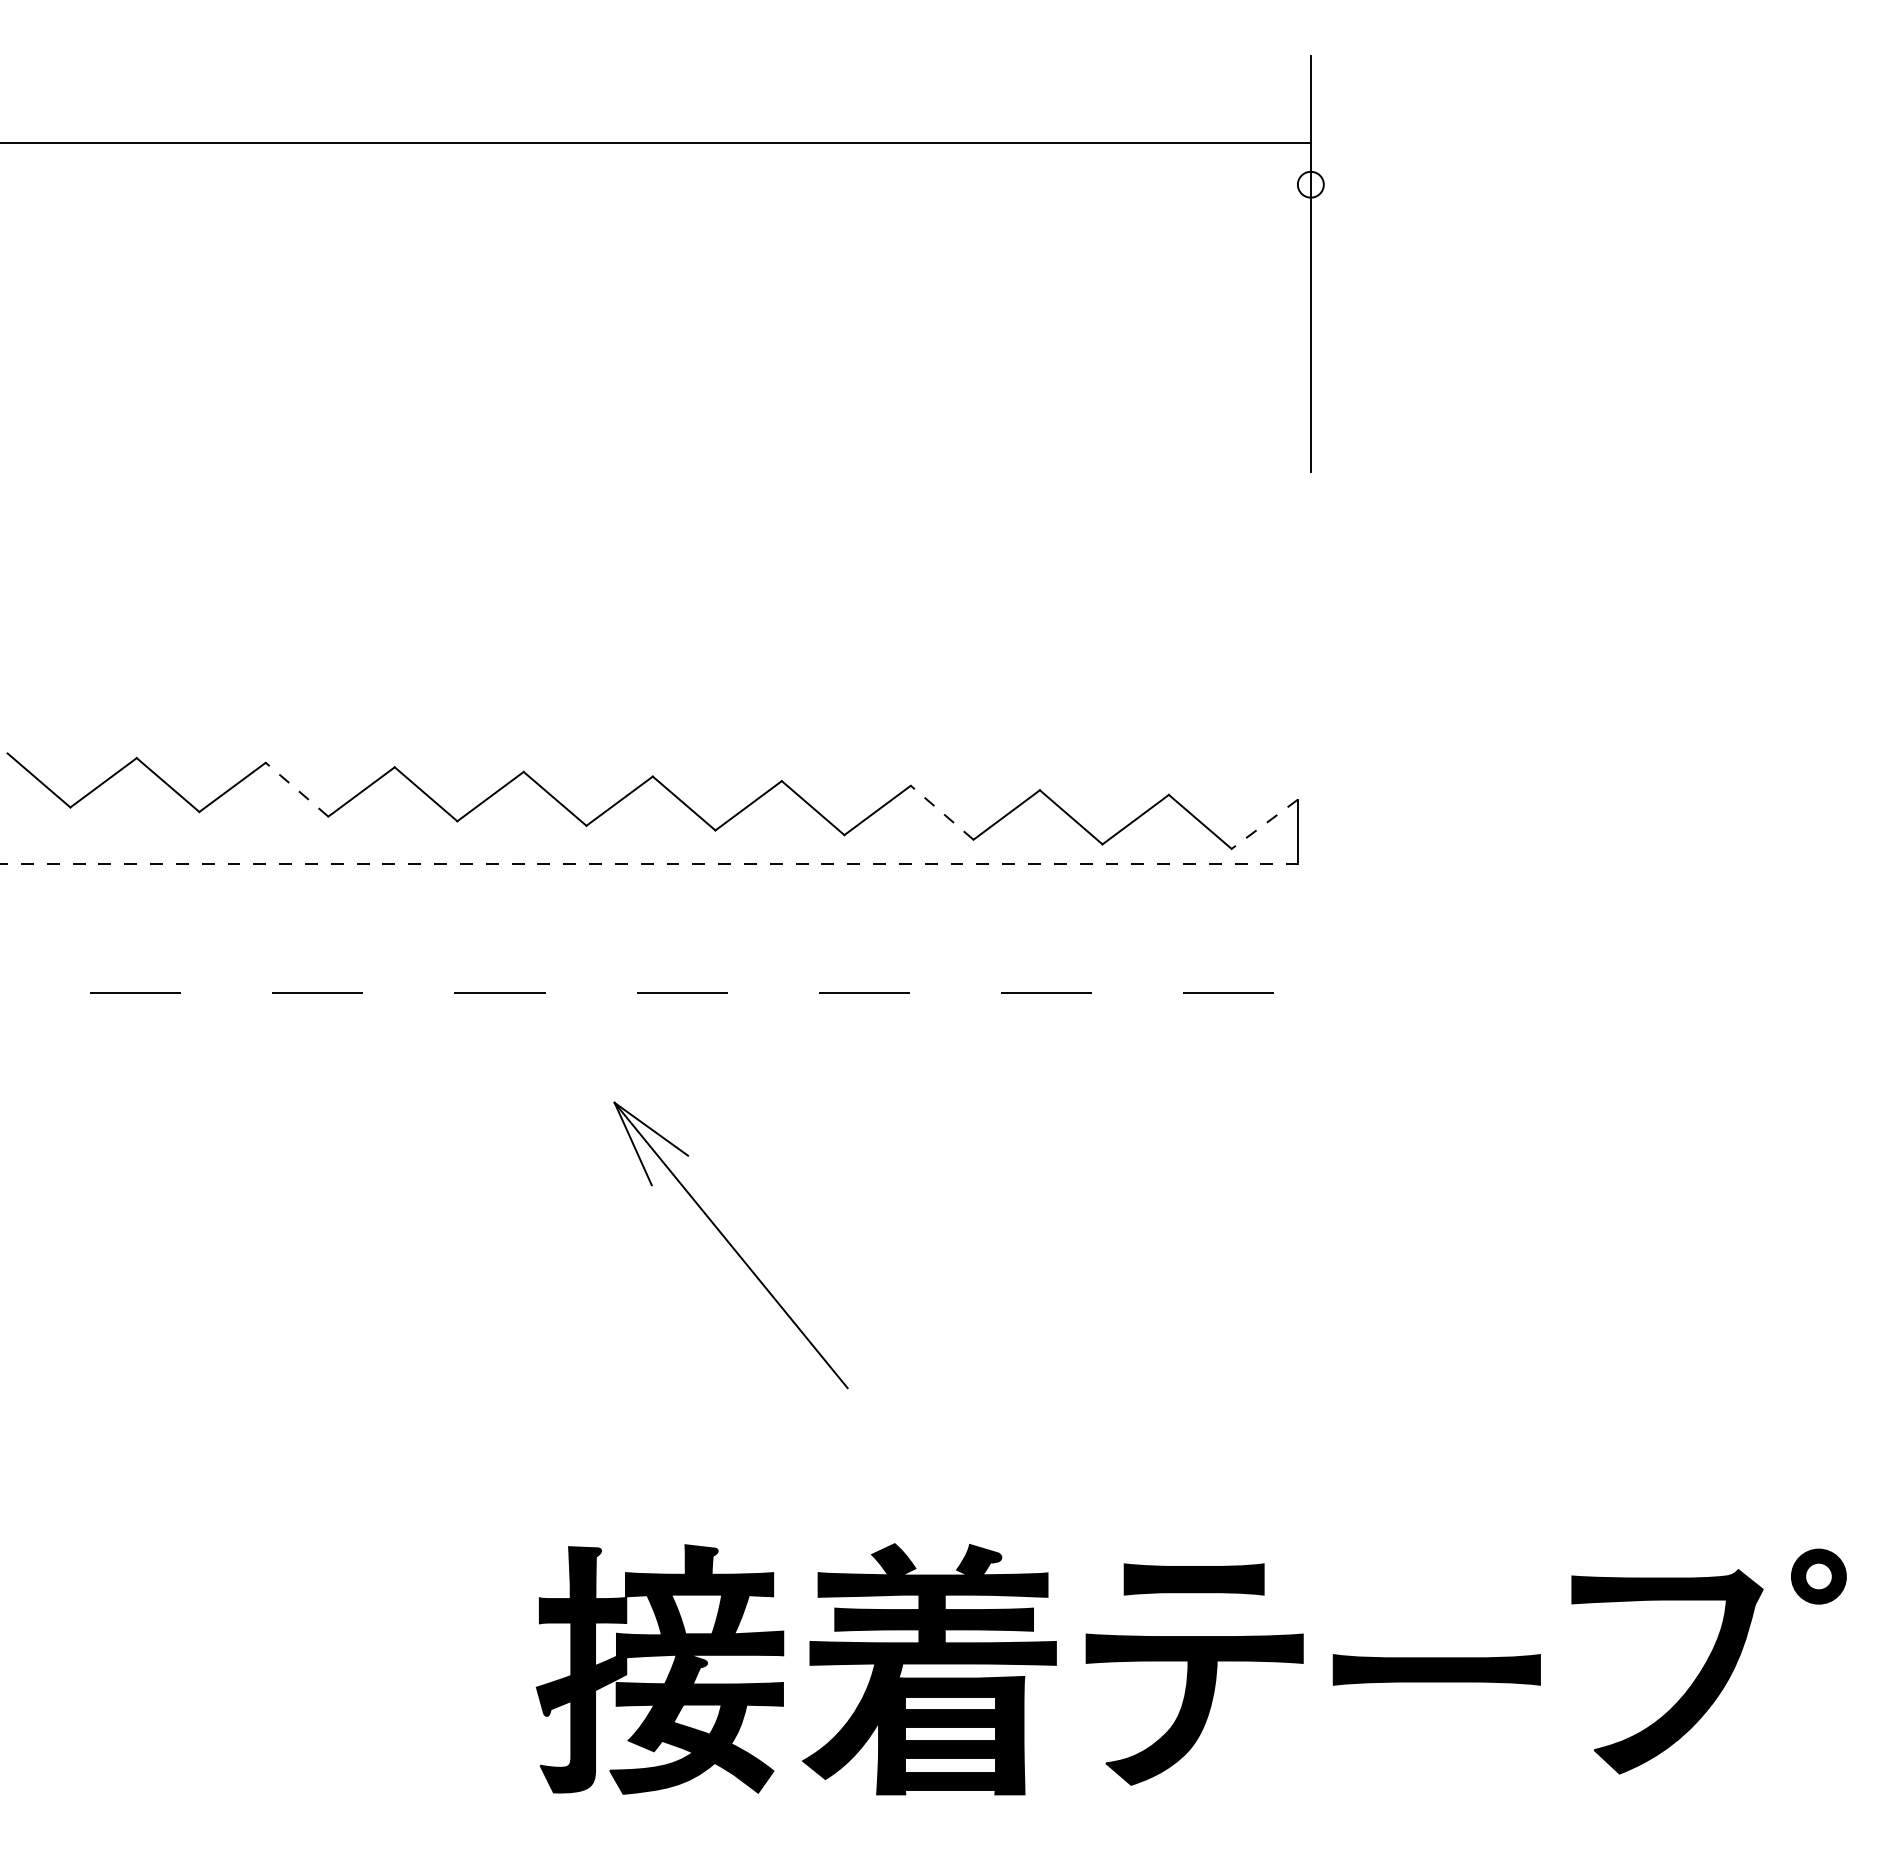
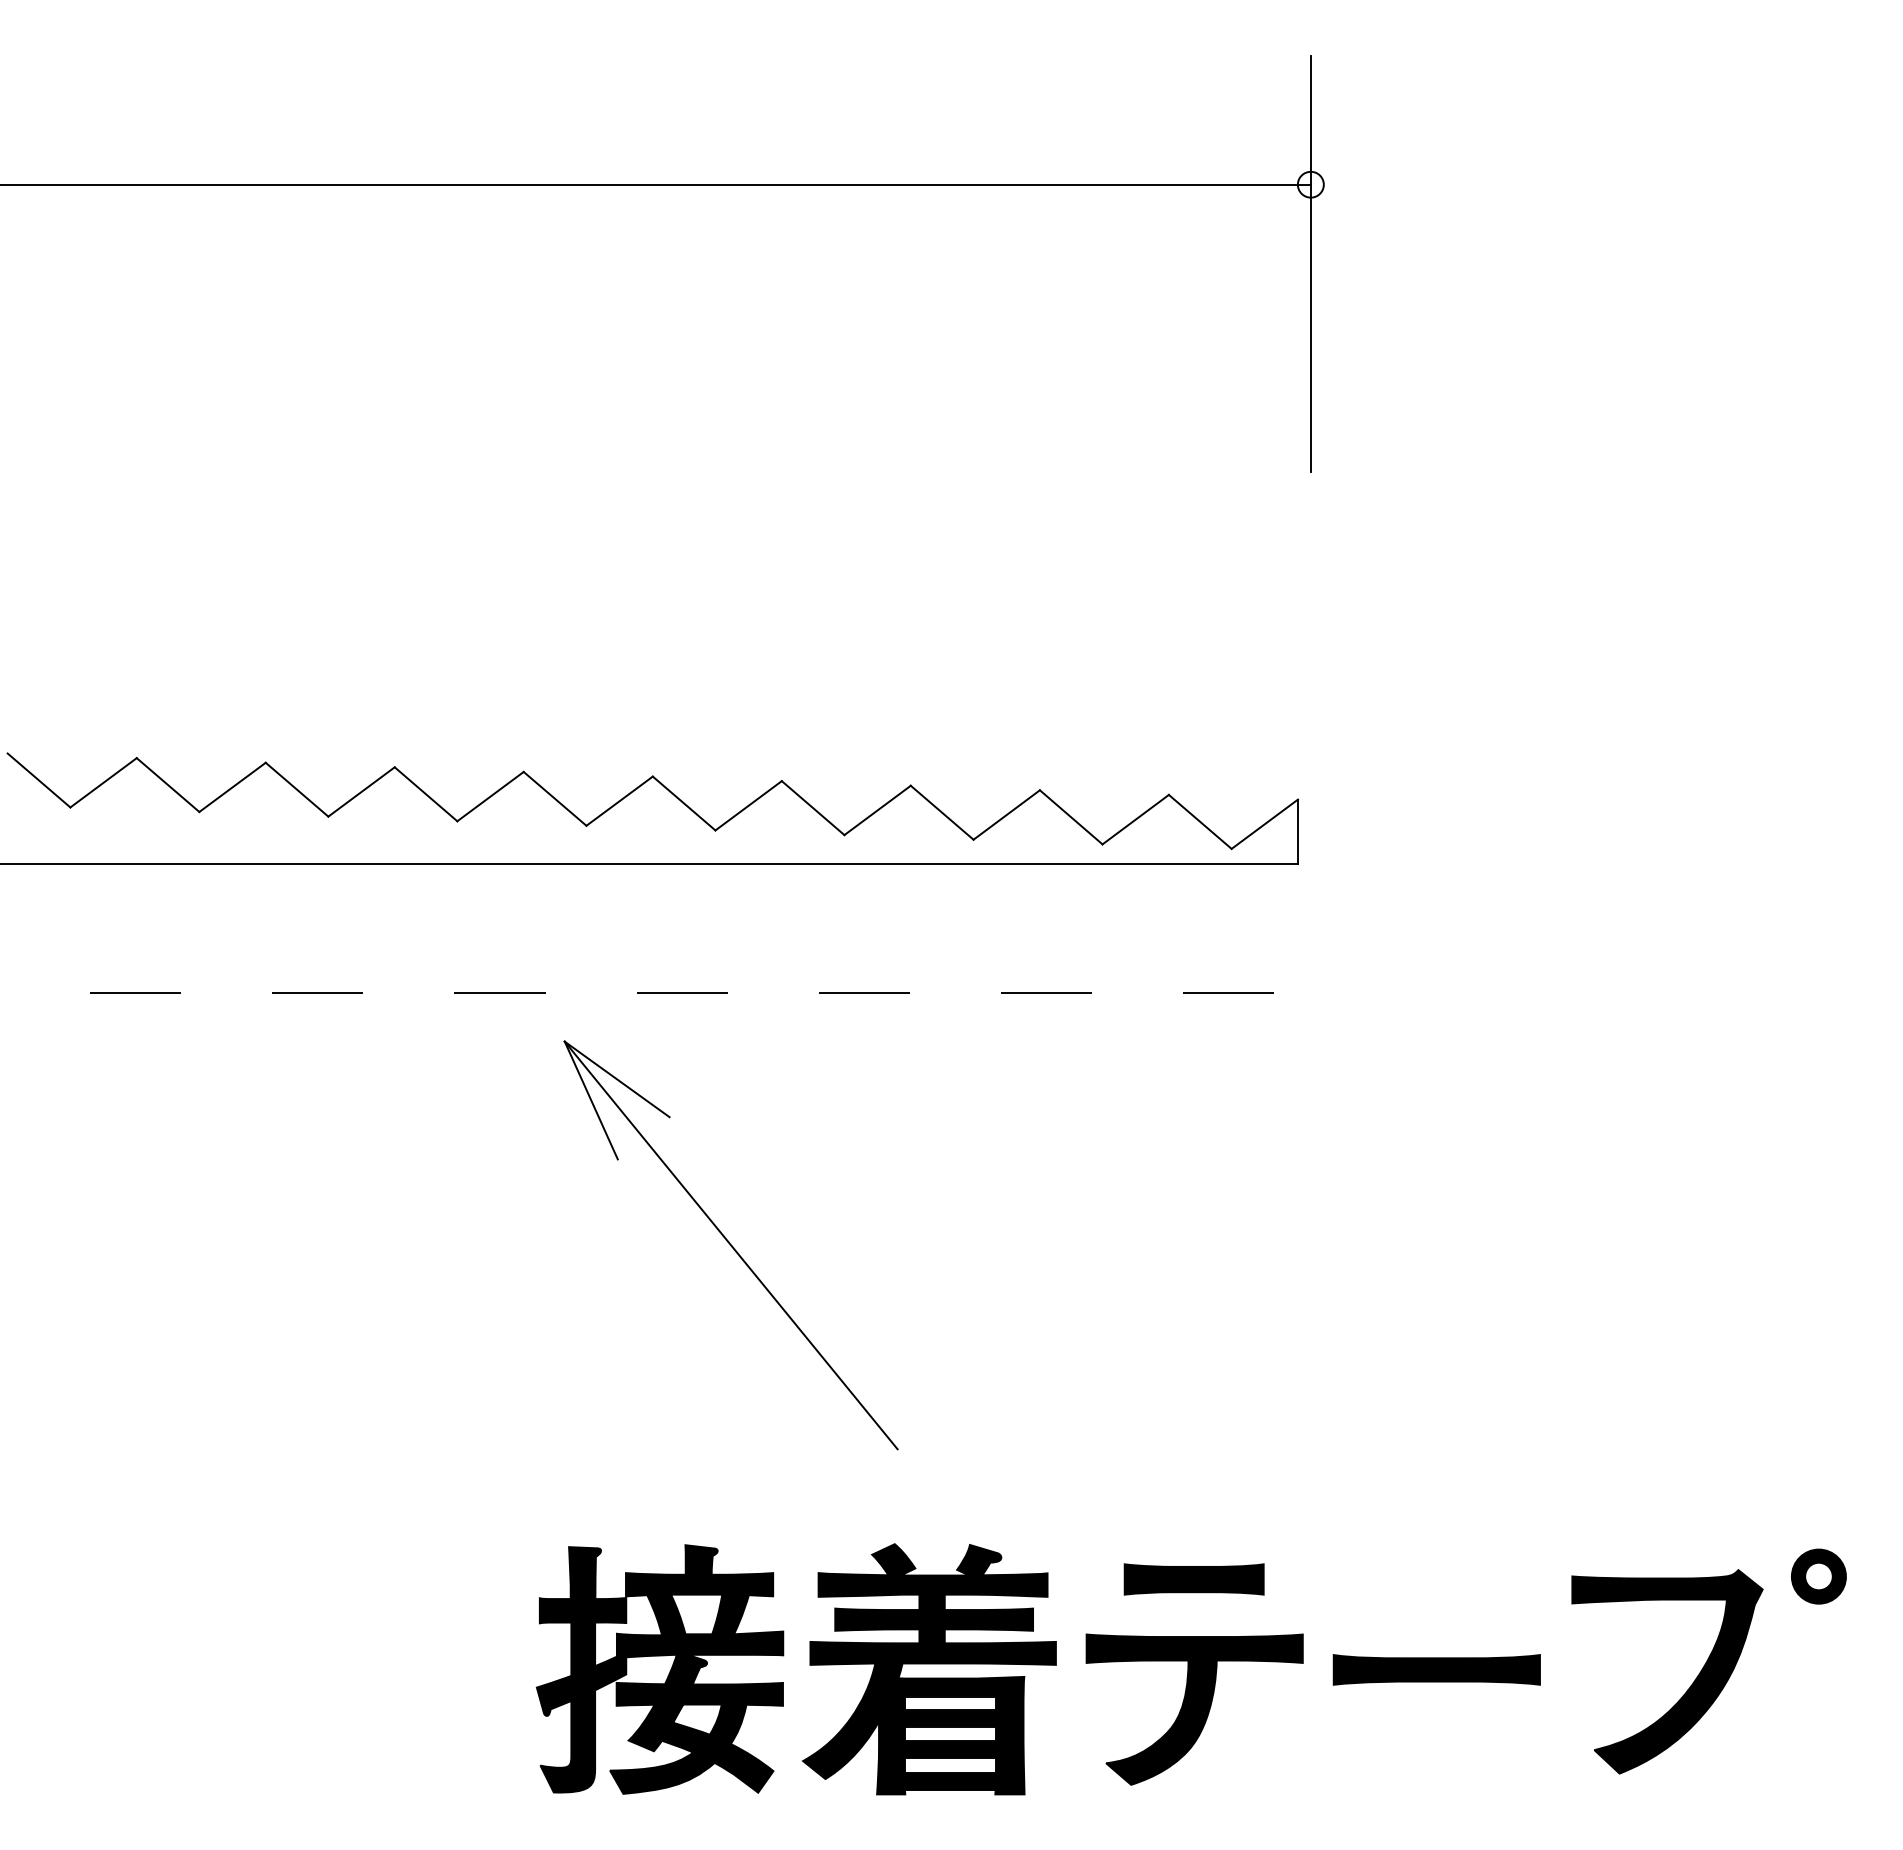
line position: (656, 142) -> (656, 184) (656, 184)
line: dashed -> solid (296, 789)
line: dashed -> solid (941, 812)
line: dashed -> solid (1264, 824)
line: dashed -> solid (649, 864)
part size: 236x289 px -> 336x411 px (730, 1245)
